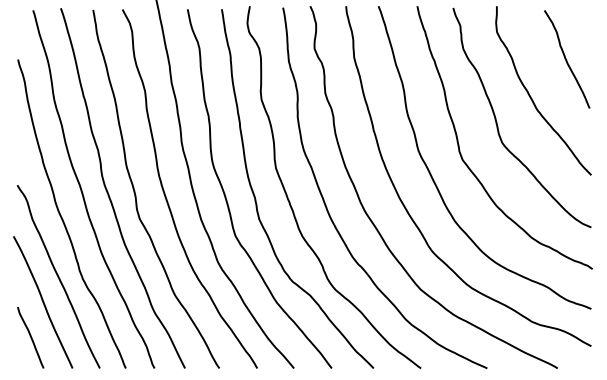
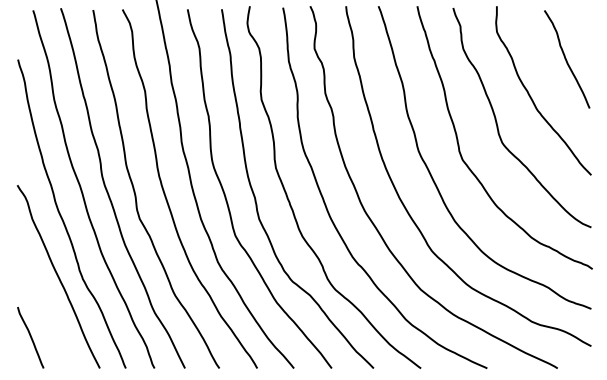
curve: present -> none (43, 302)
